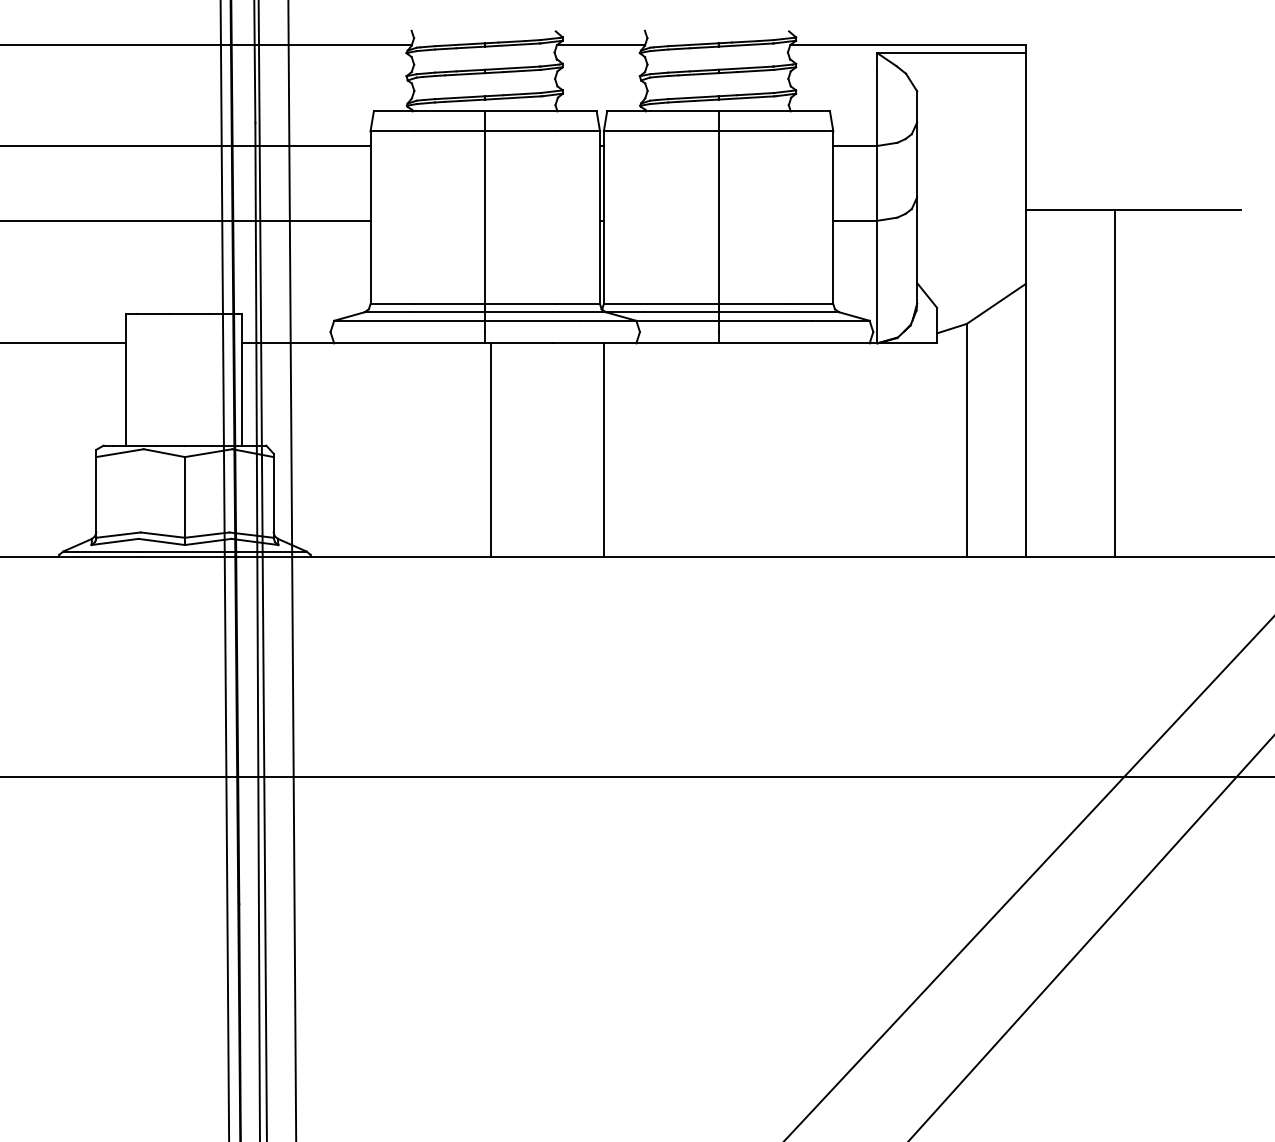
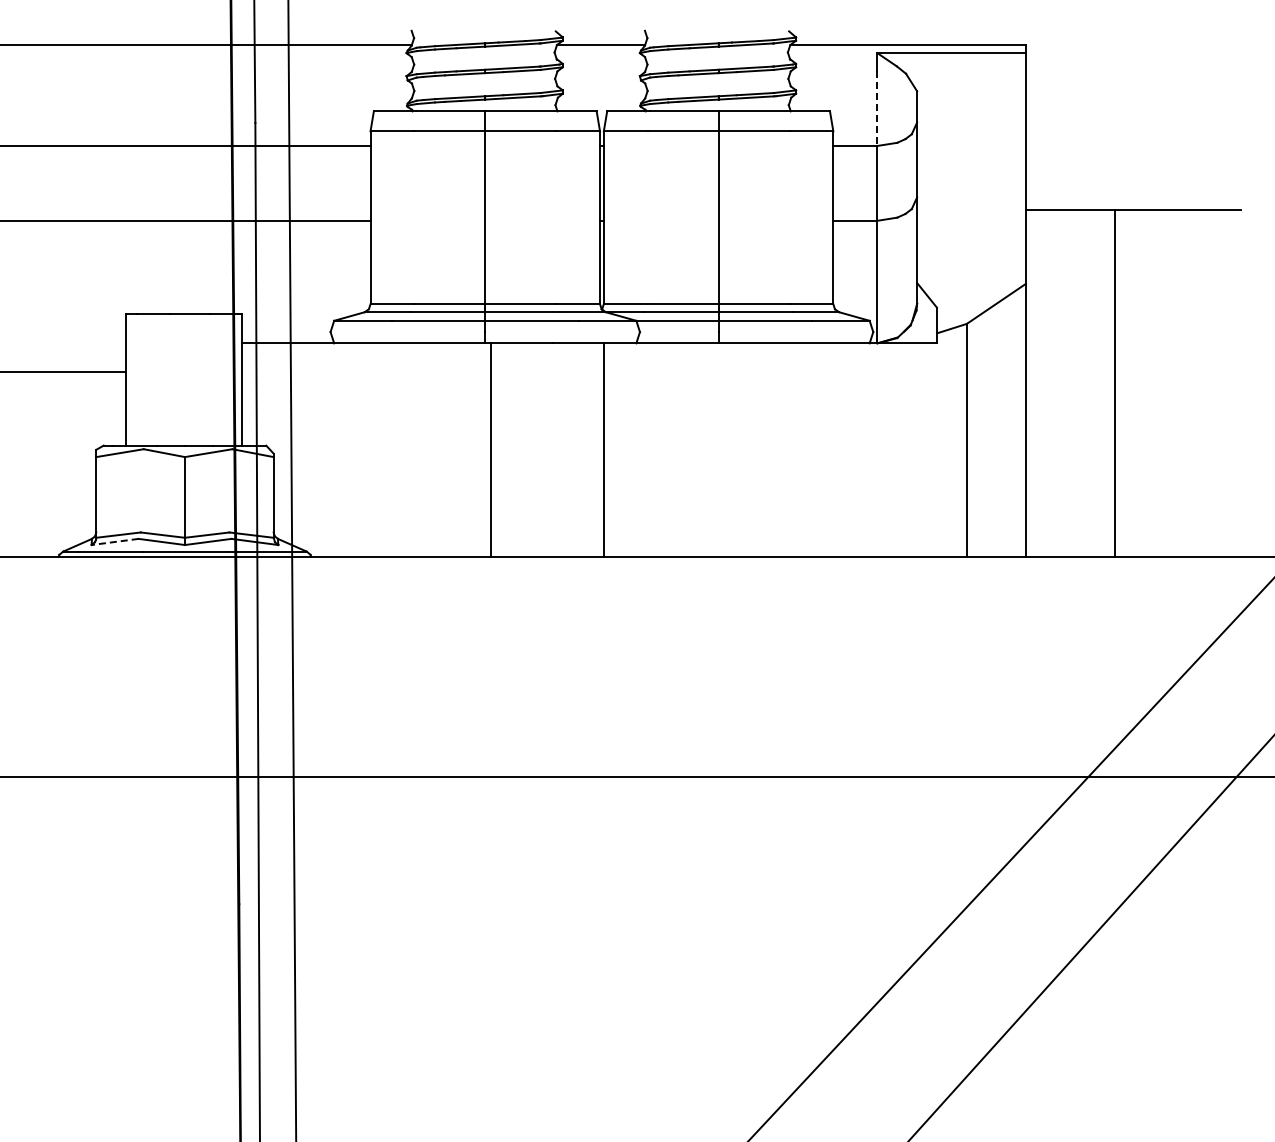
line: solid -> dashed (877, 109)
line position: (64, 343) -> (64, 372) (64, 372)
line: solid -> dashed (115, 541)
line: present -> none (224, 570)
line: present -> none (262, 570)
line position: (1028, 878) -> (1010, 859) (1010, 859)
